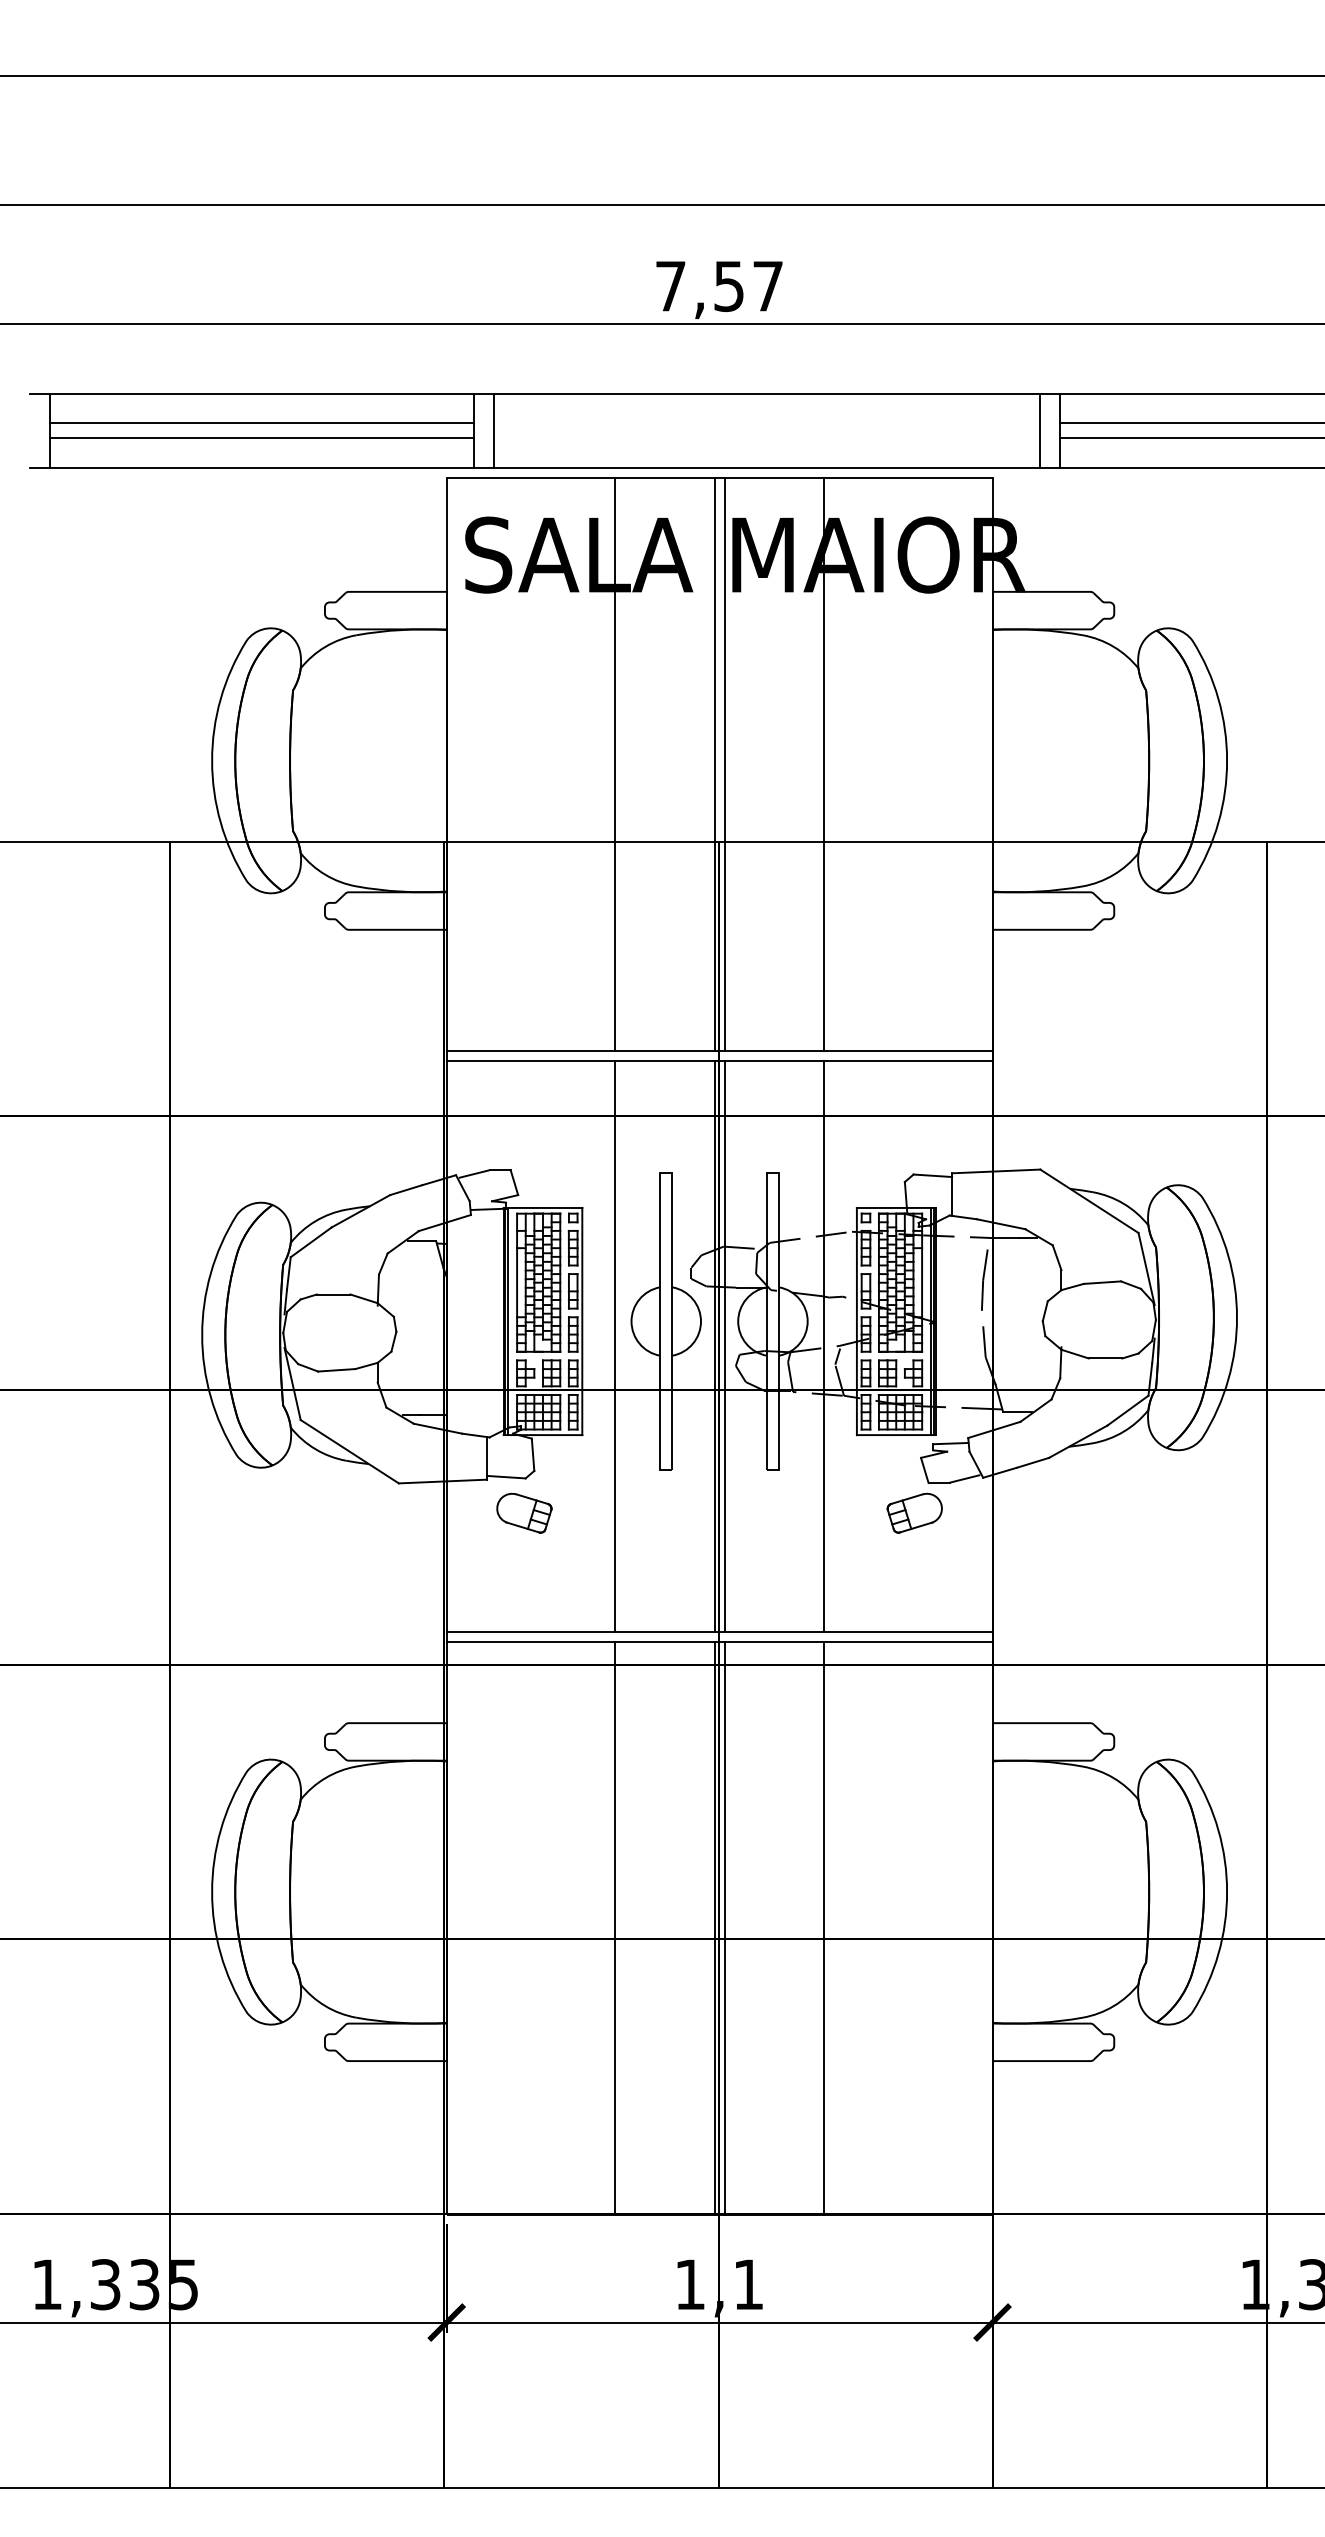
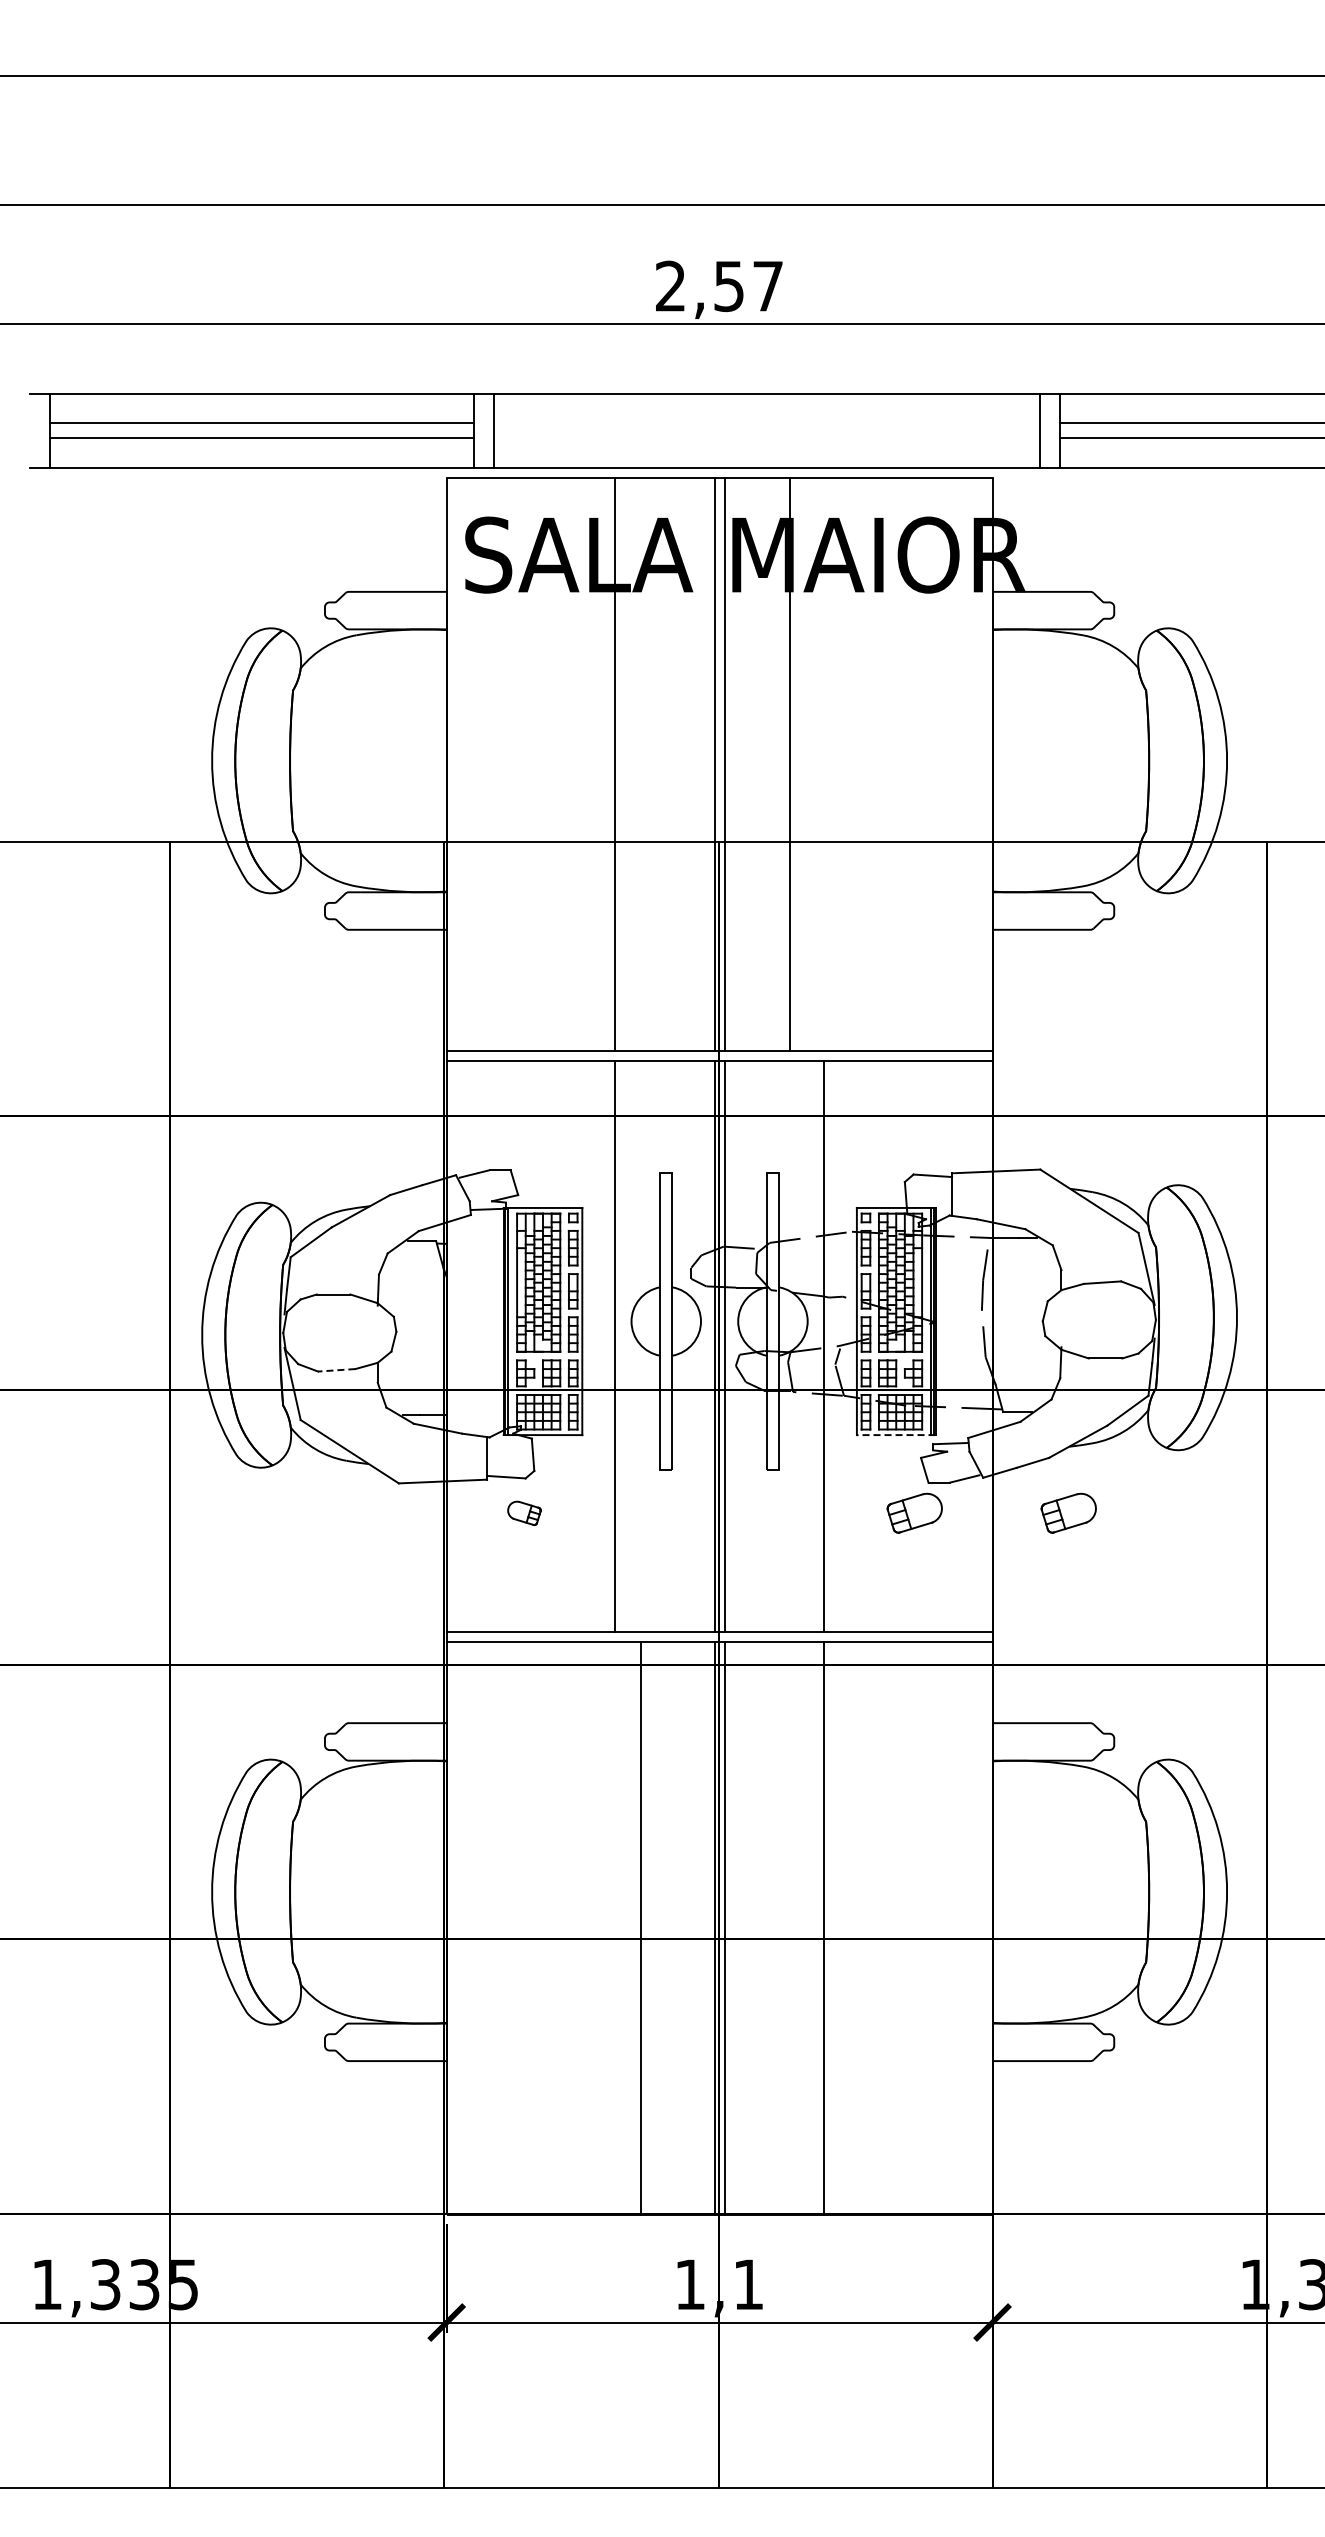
text: 7,57 -> 2,57 (670, 285)
line position: (823, 764) -> (789, 764) (789, 764)
line: solid -> dashed (336, 1370)
line: solid -> dashed (895, 1435)
part: none -> present (1068, 1512)
part size: 57x41 px -> 35x27 px (524, 1513)
line position: (615, 1927) -> (641, 1927) (641, 1927)
